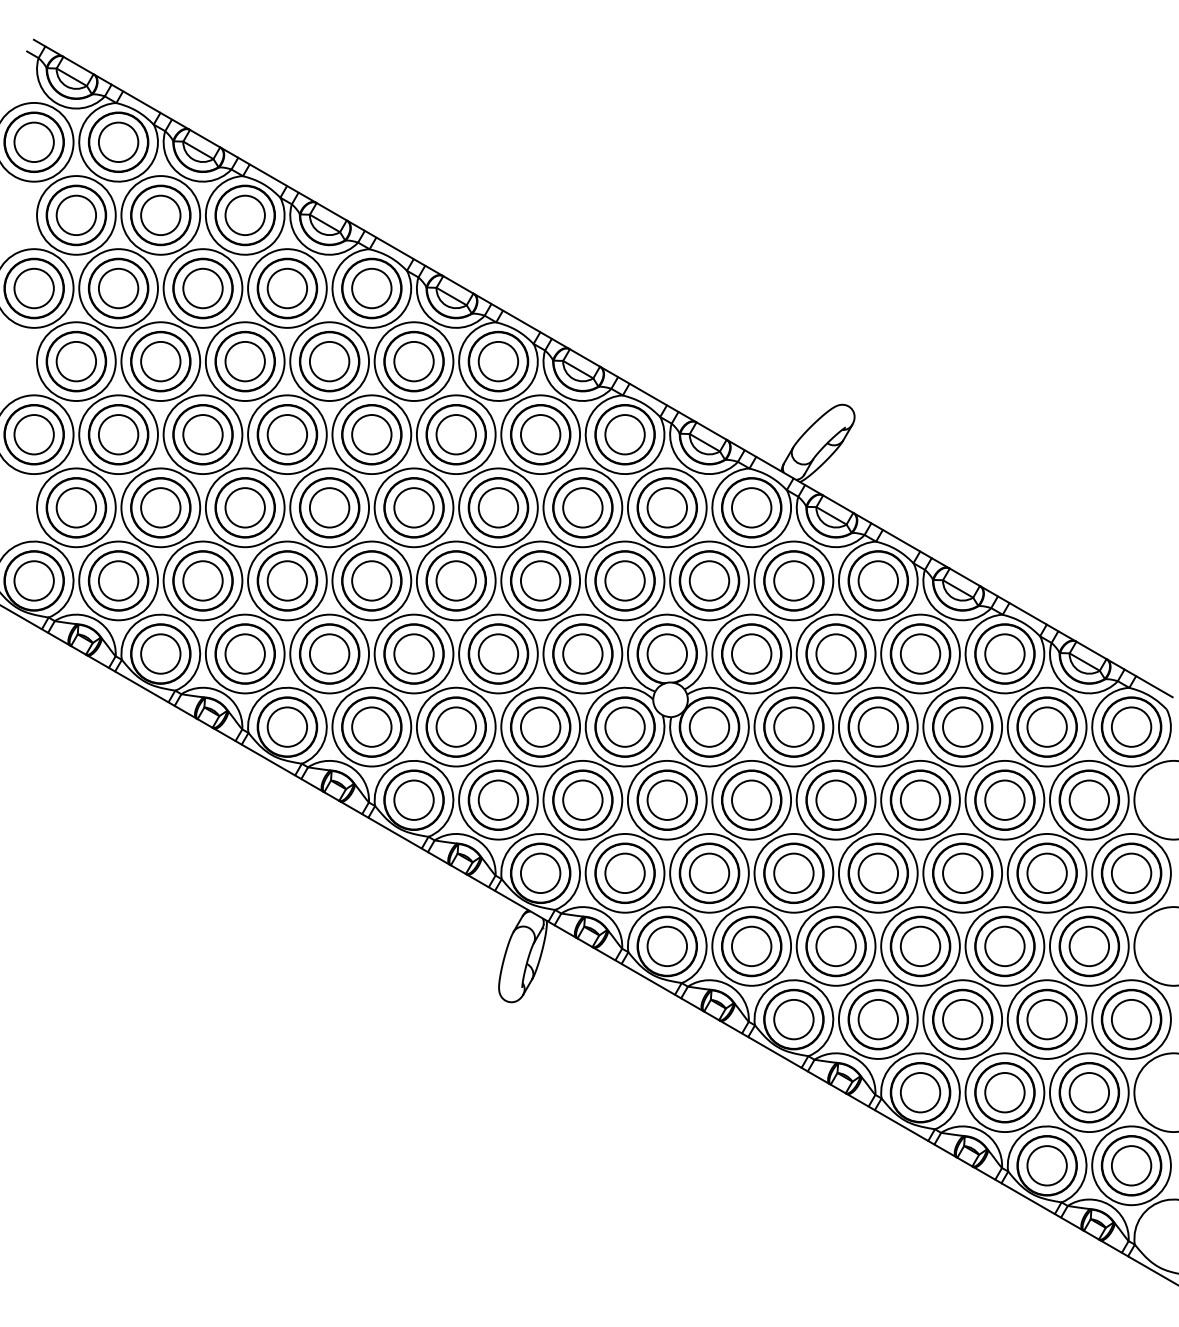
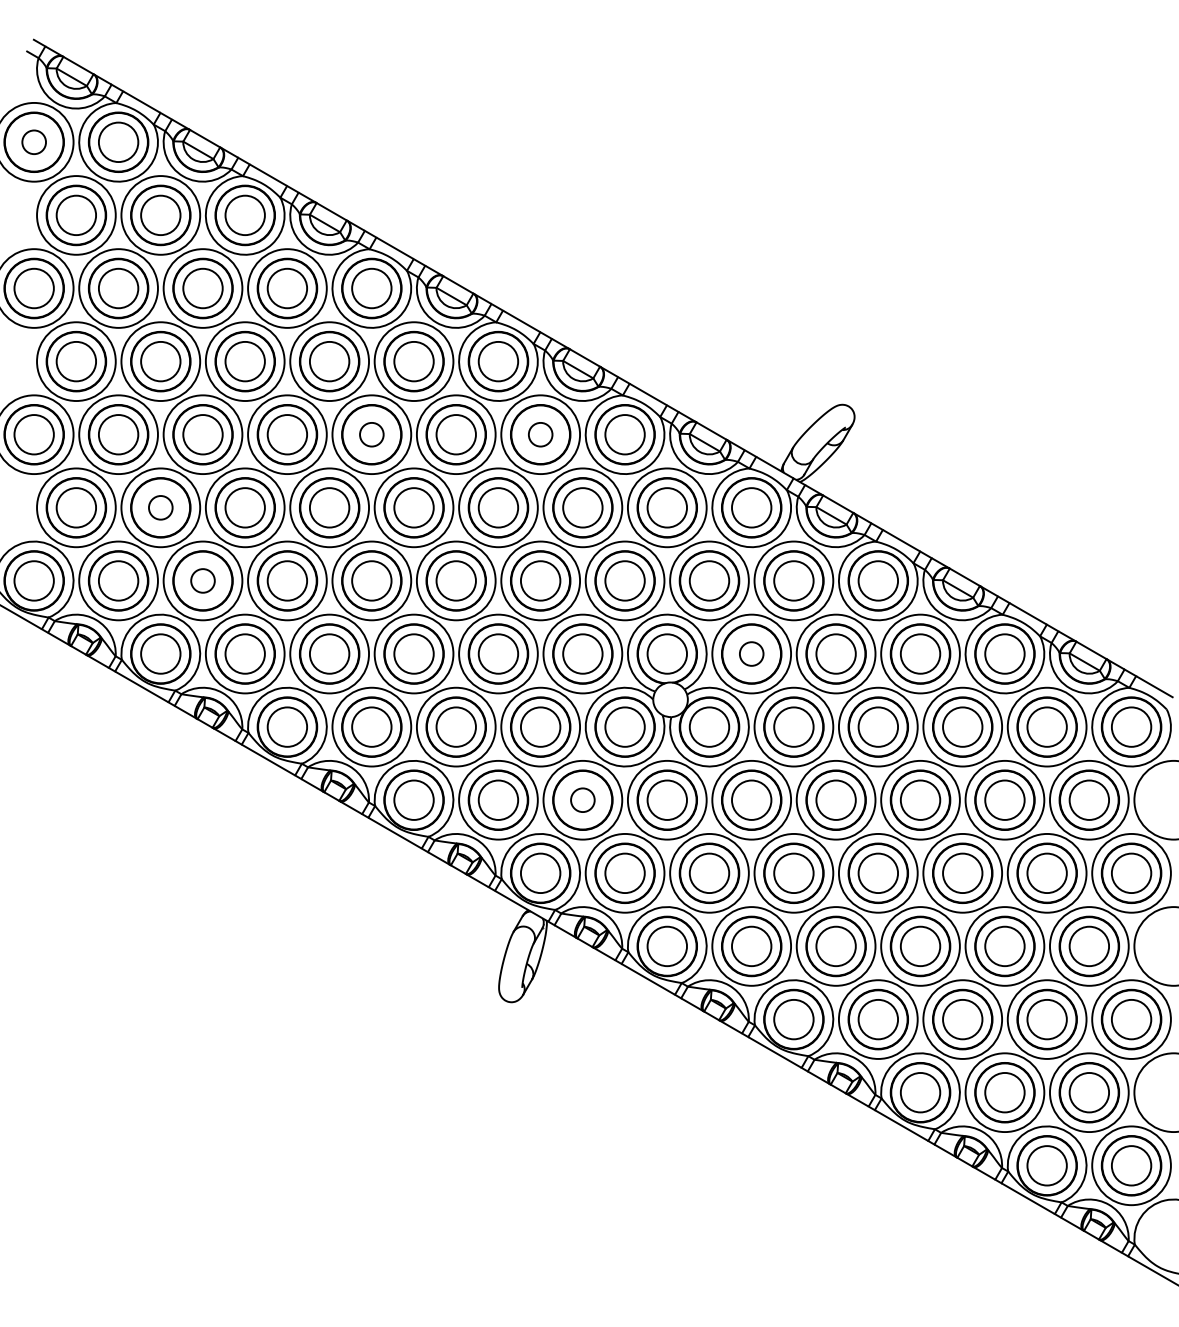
circle diameter: 39 px -> 24 px (34, 142)
circle diameter: 39 px -> 24 px (371, 434)
circle diameter: 39 px -> 24 px (540, 434)
circle diameter: 39 px -> 24 px (160, 507)
circle diameter: 39 px -> 24 px (202, 580)
circle diameter: 39 px -> 24 px (751, 653)
circle diameter: 39 px -> 24 px (582, 800)
